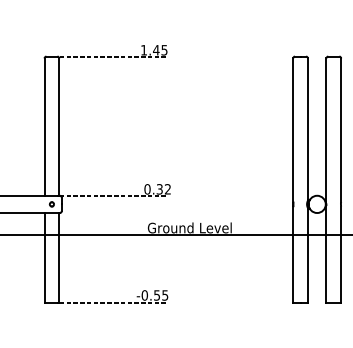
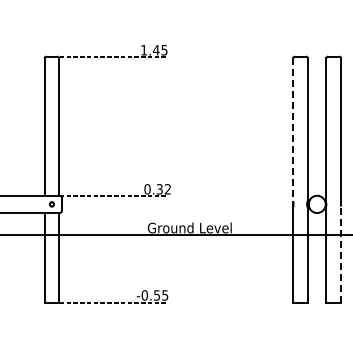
line: solid -> dashed (293, 130)
line: solid -> dashed (341, 254)
